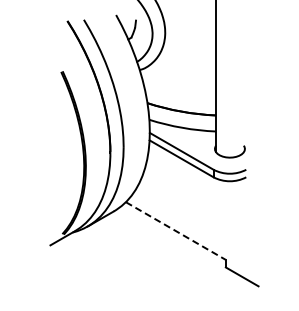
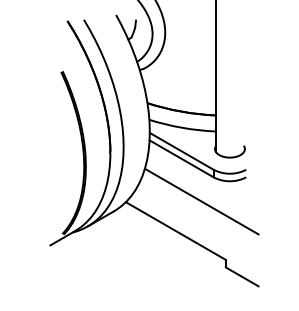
line: none -> present (201, 201)
line: dashed -> solid (175, 231)
